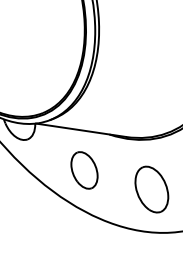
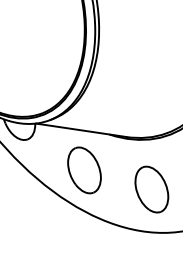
part size: 29x39 px -> 35x49 px (84, 170)
